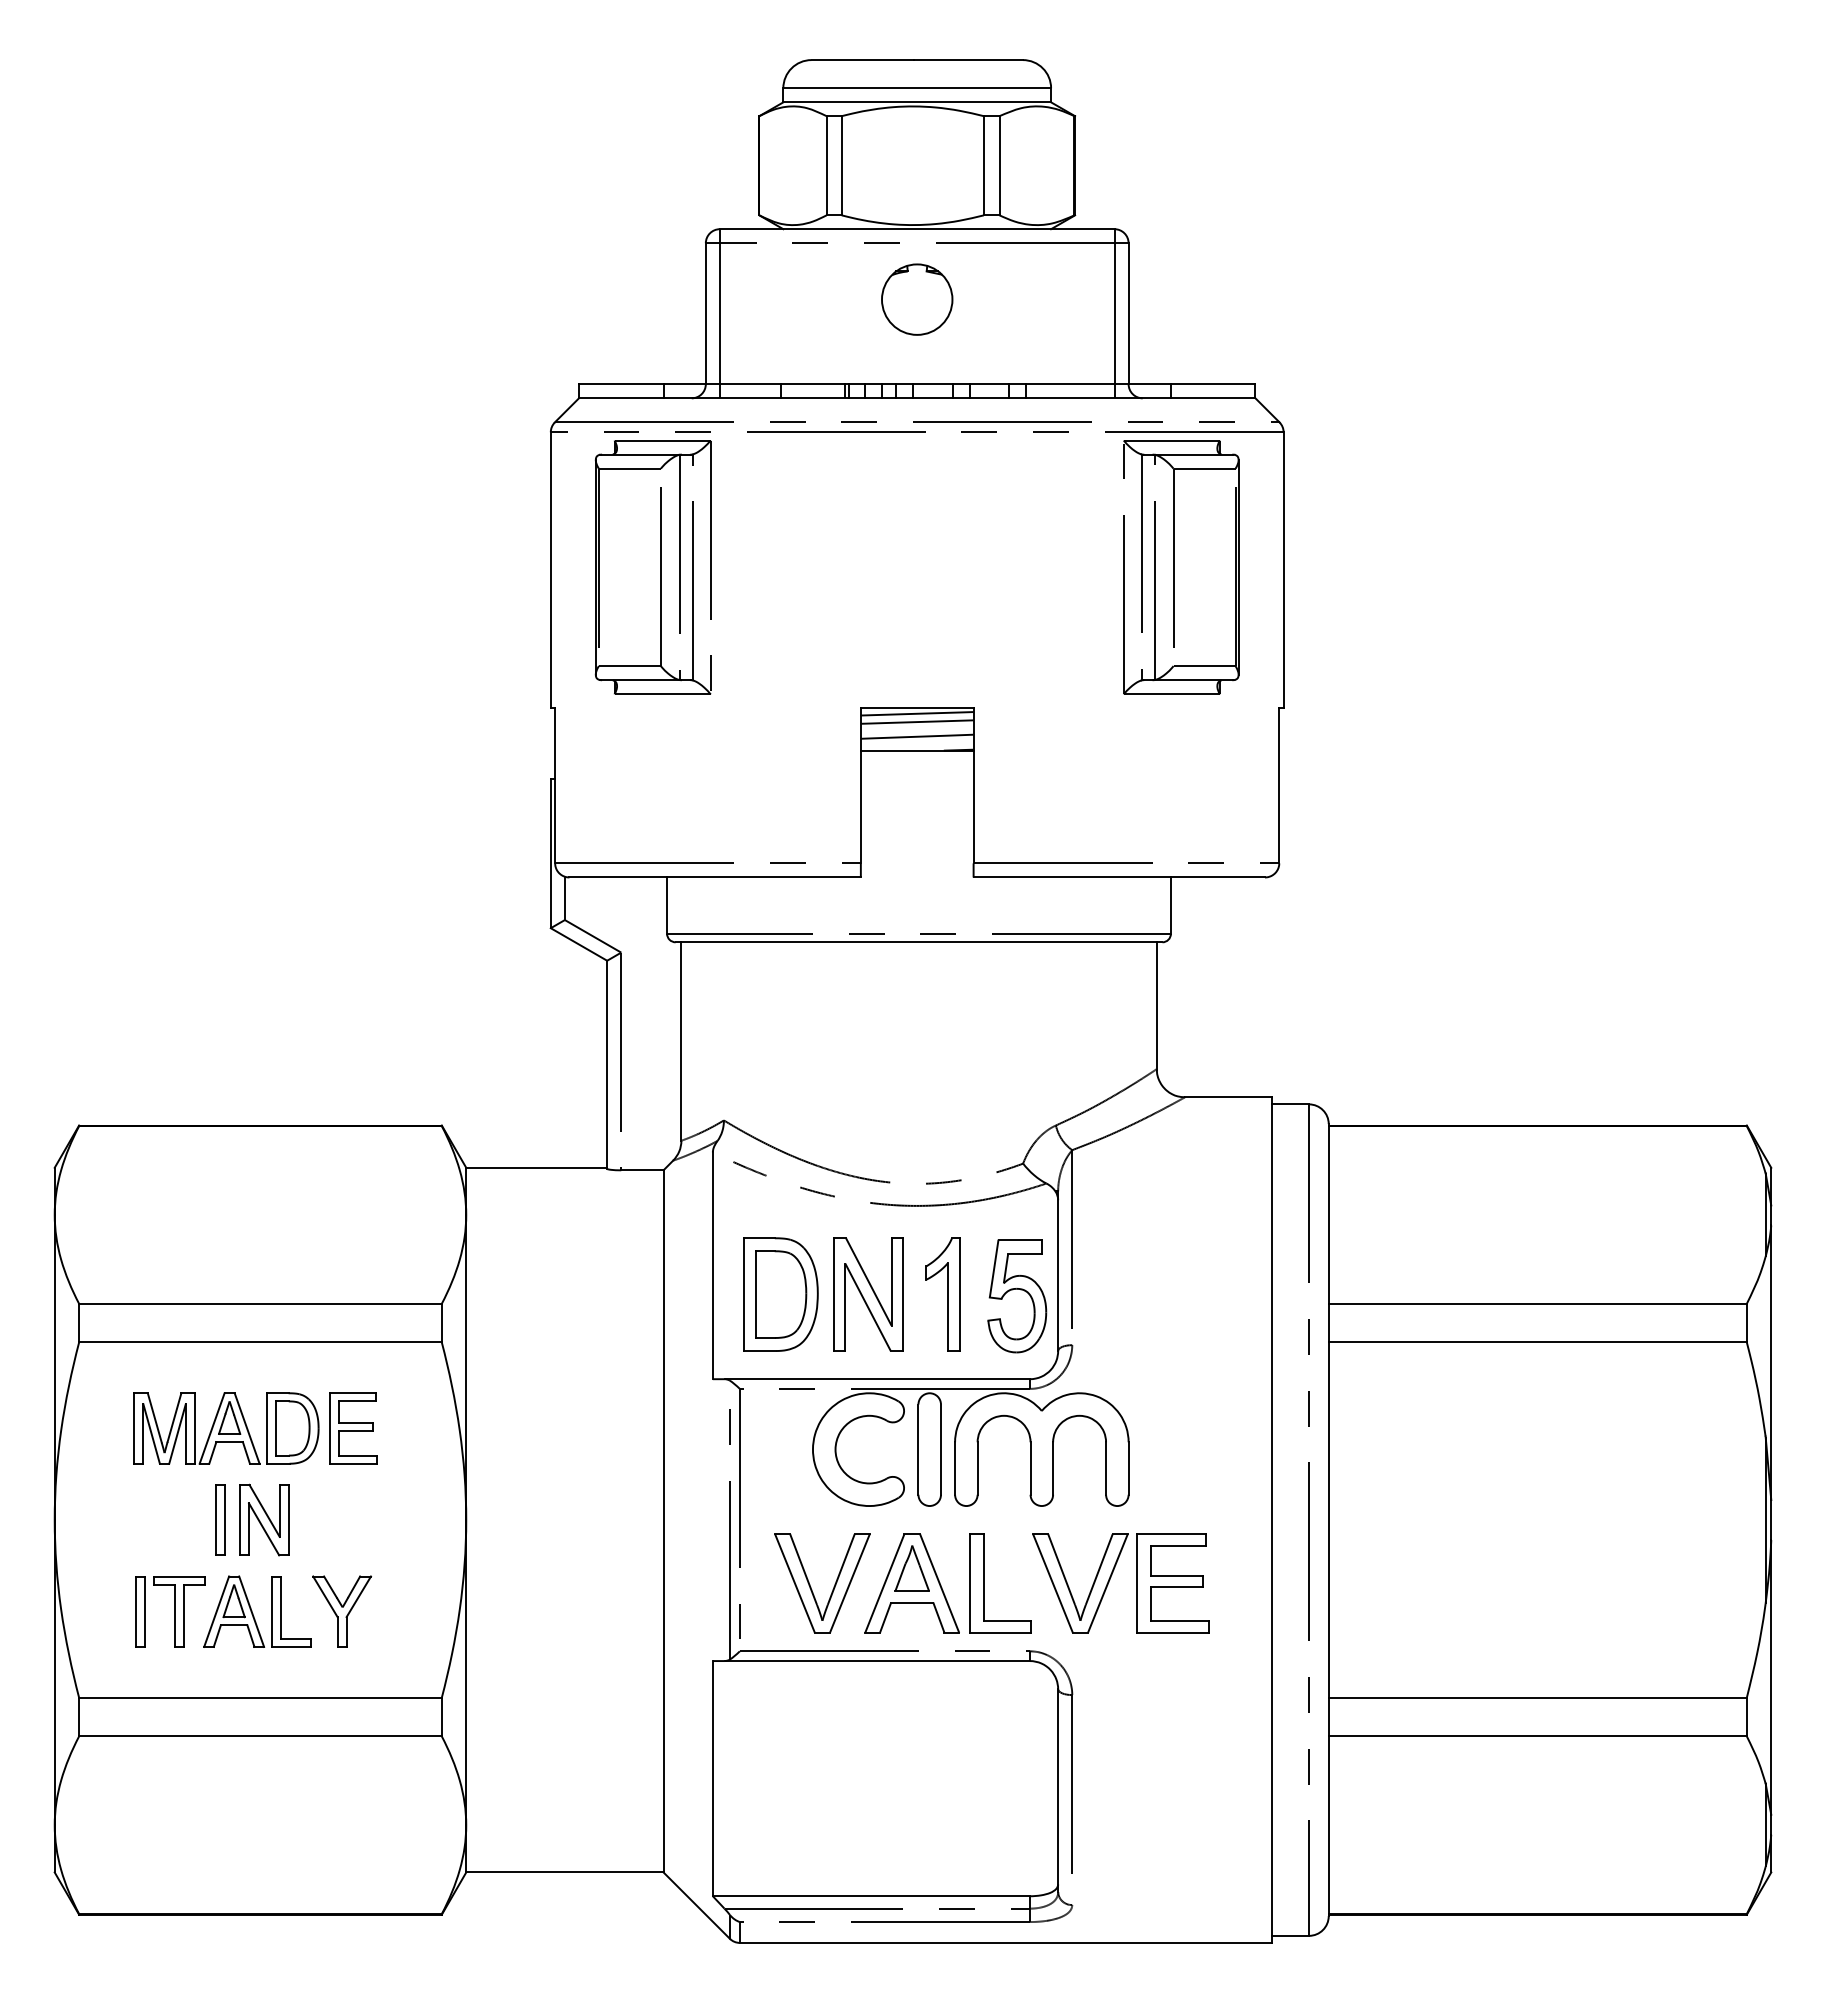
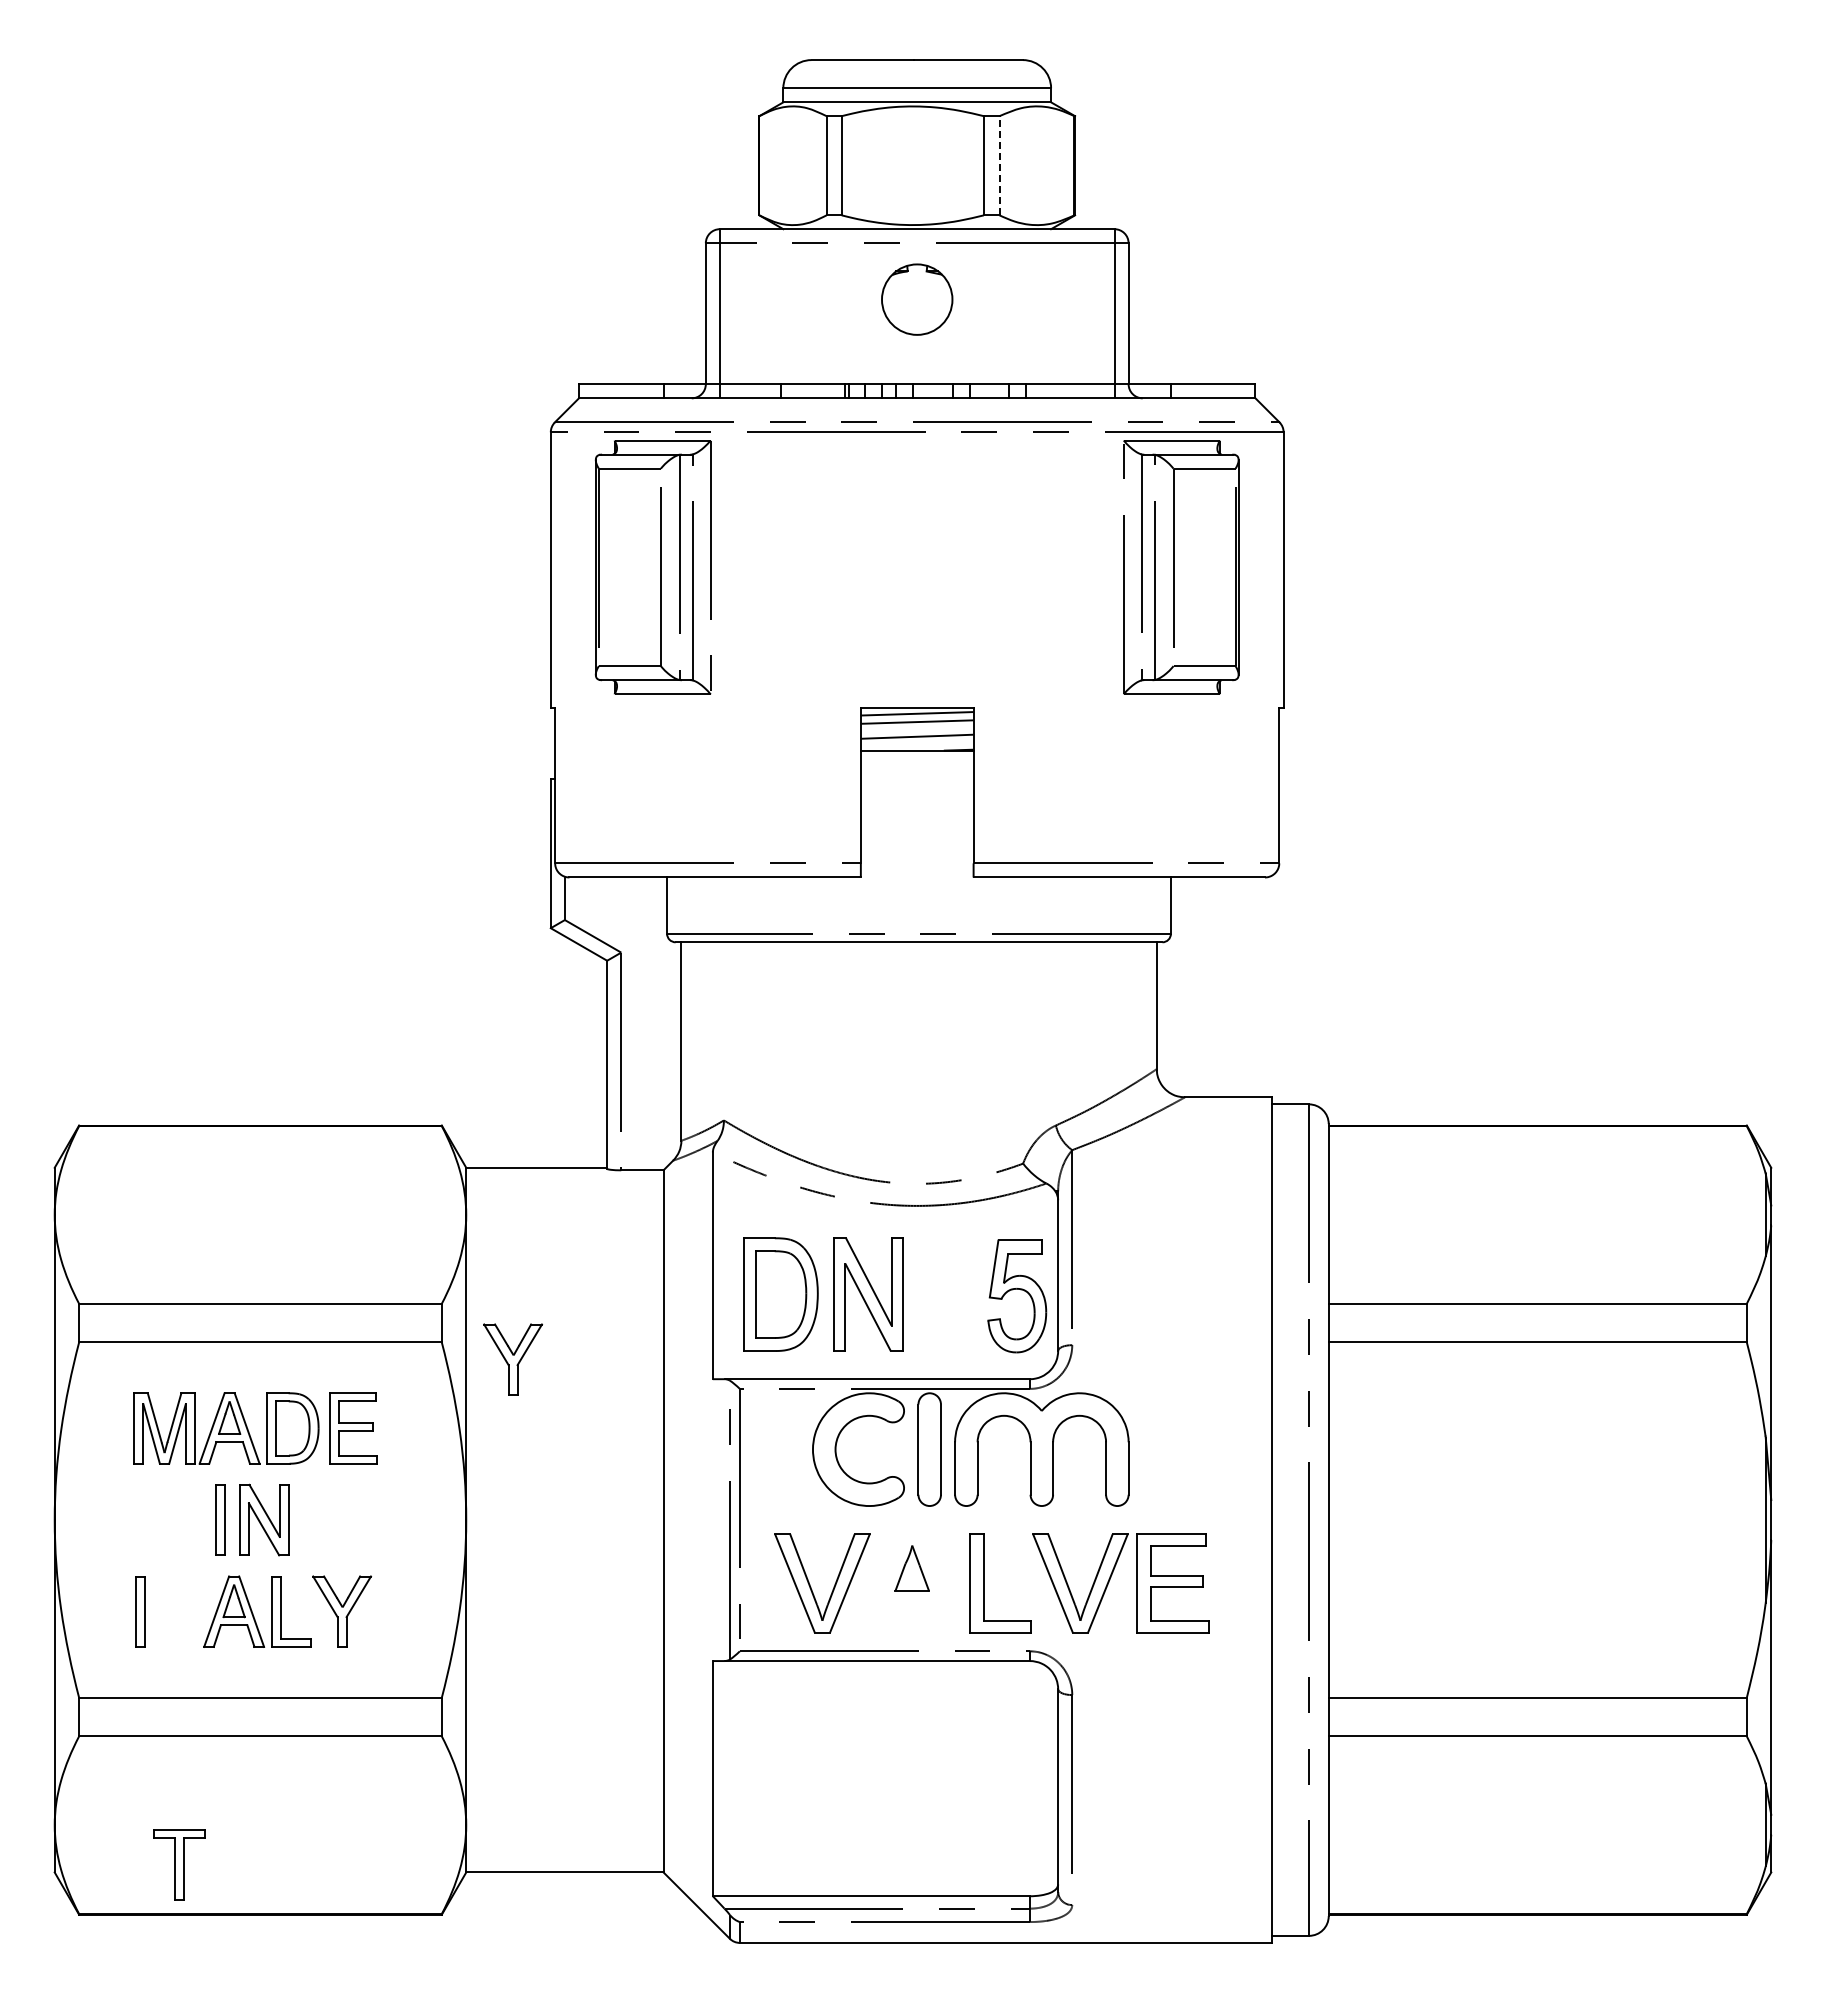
line: solid -> dashed (999, 165)
part: present -> none (942, 1294)
part: none -> present (513, 1359)
part: present -> none (911, 1583)
part position: (179, 1611) -> (179, 1864) (179, 1864)
